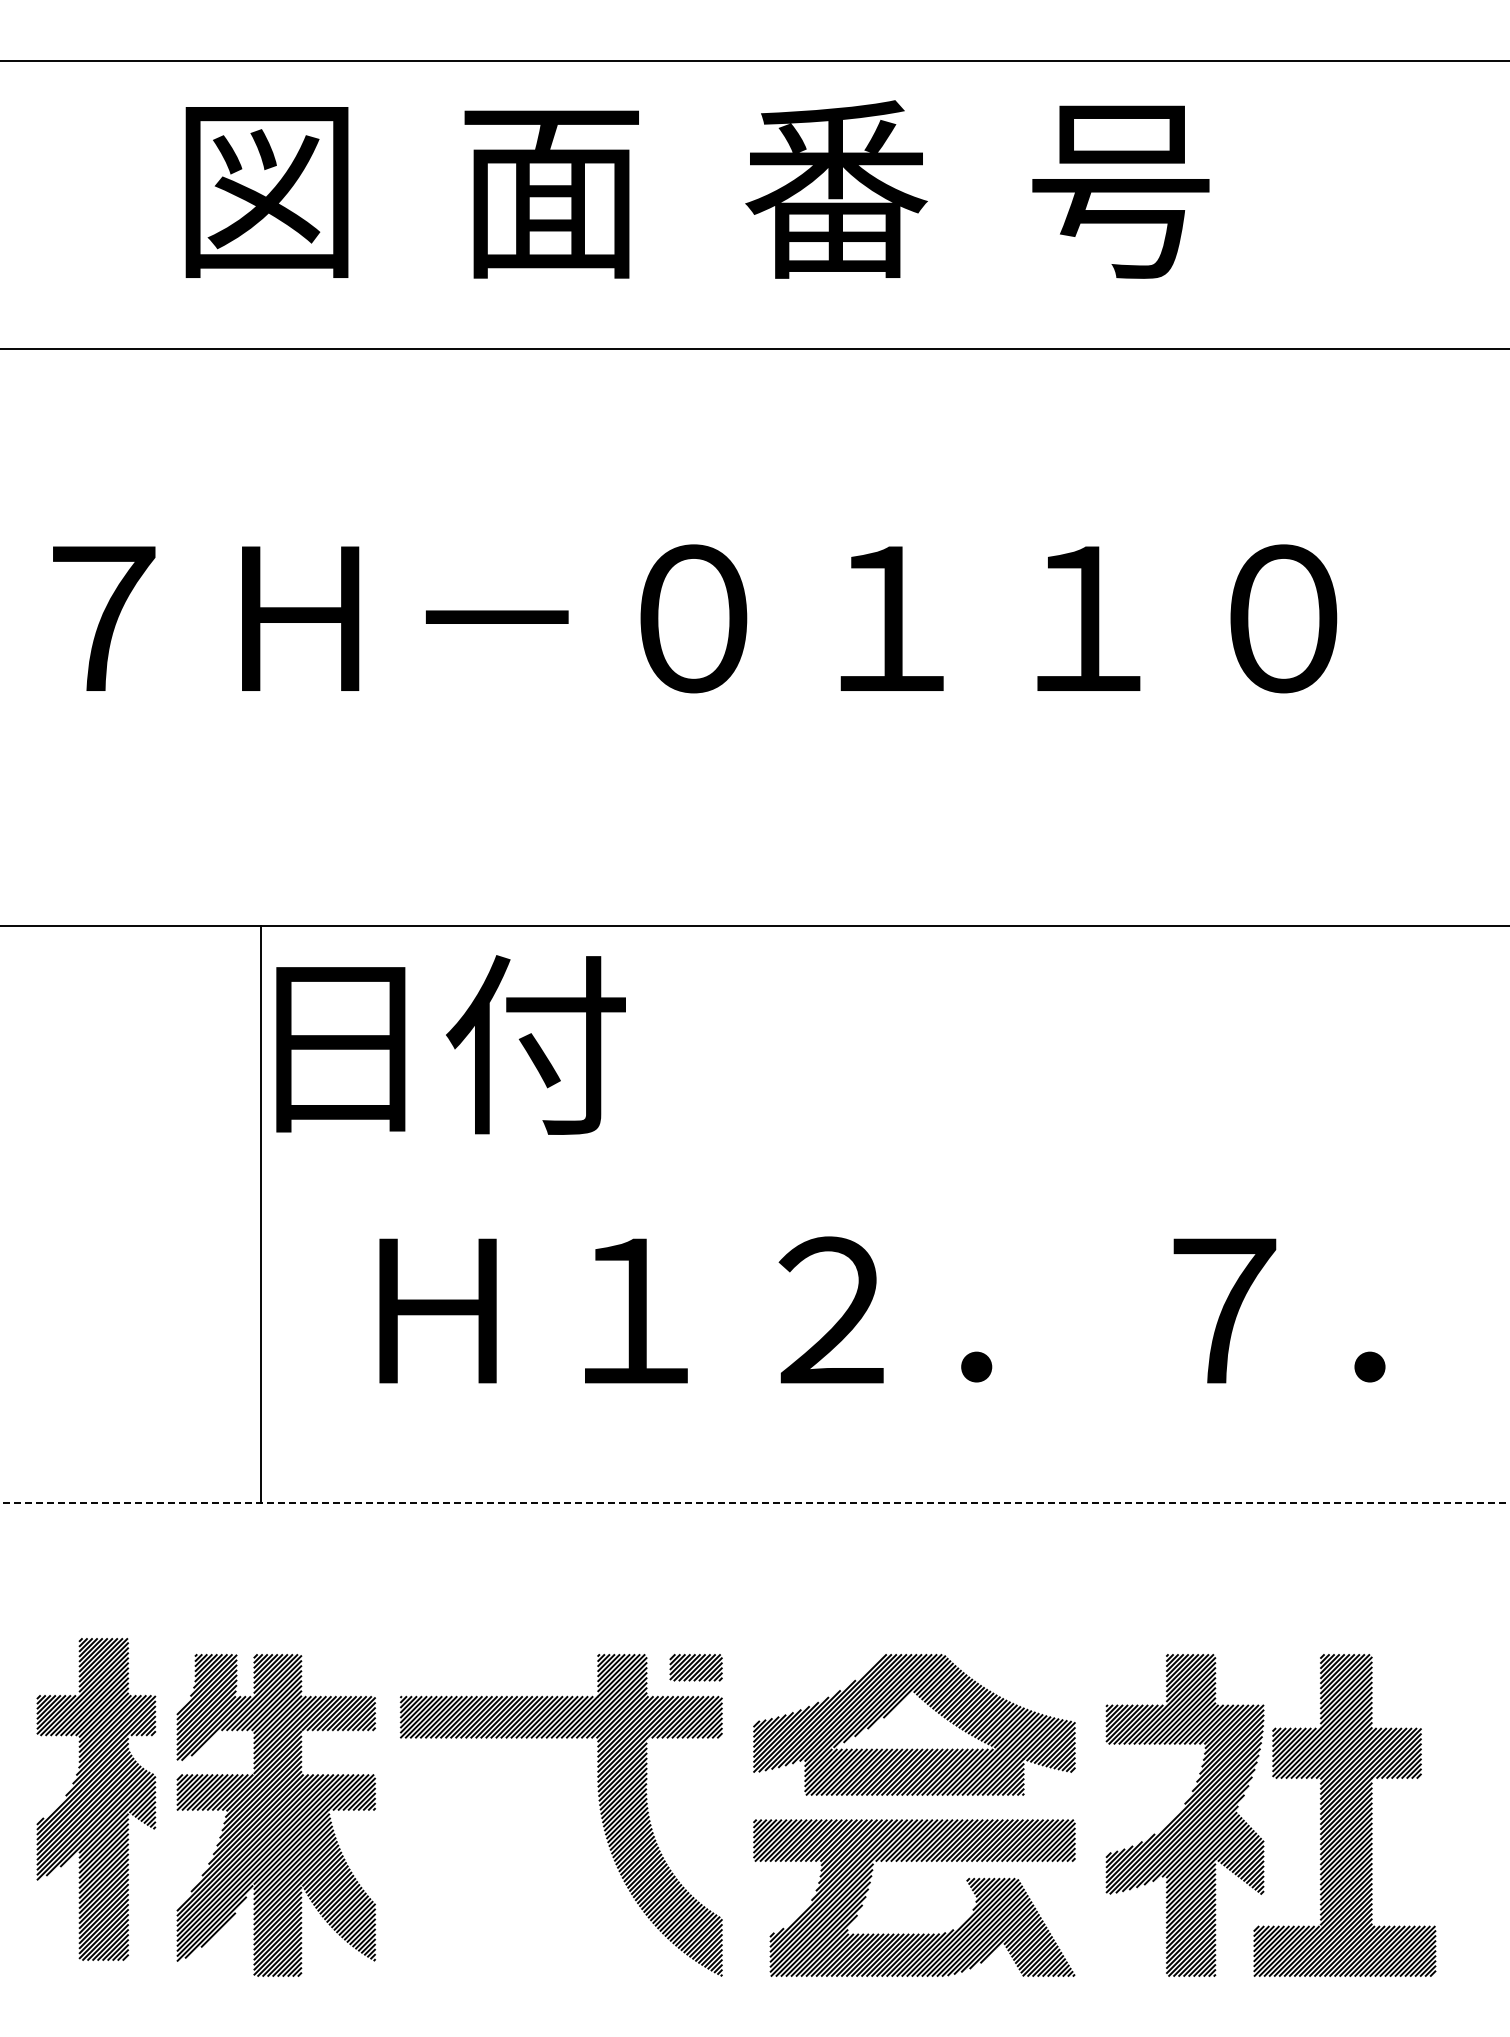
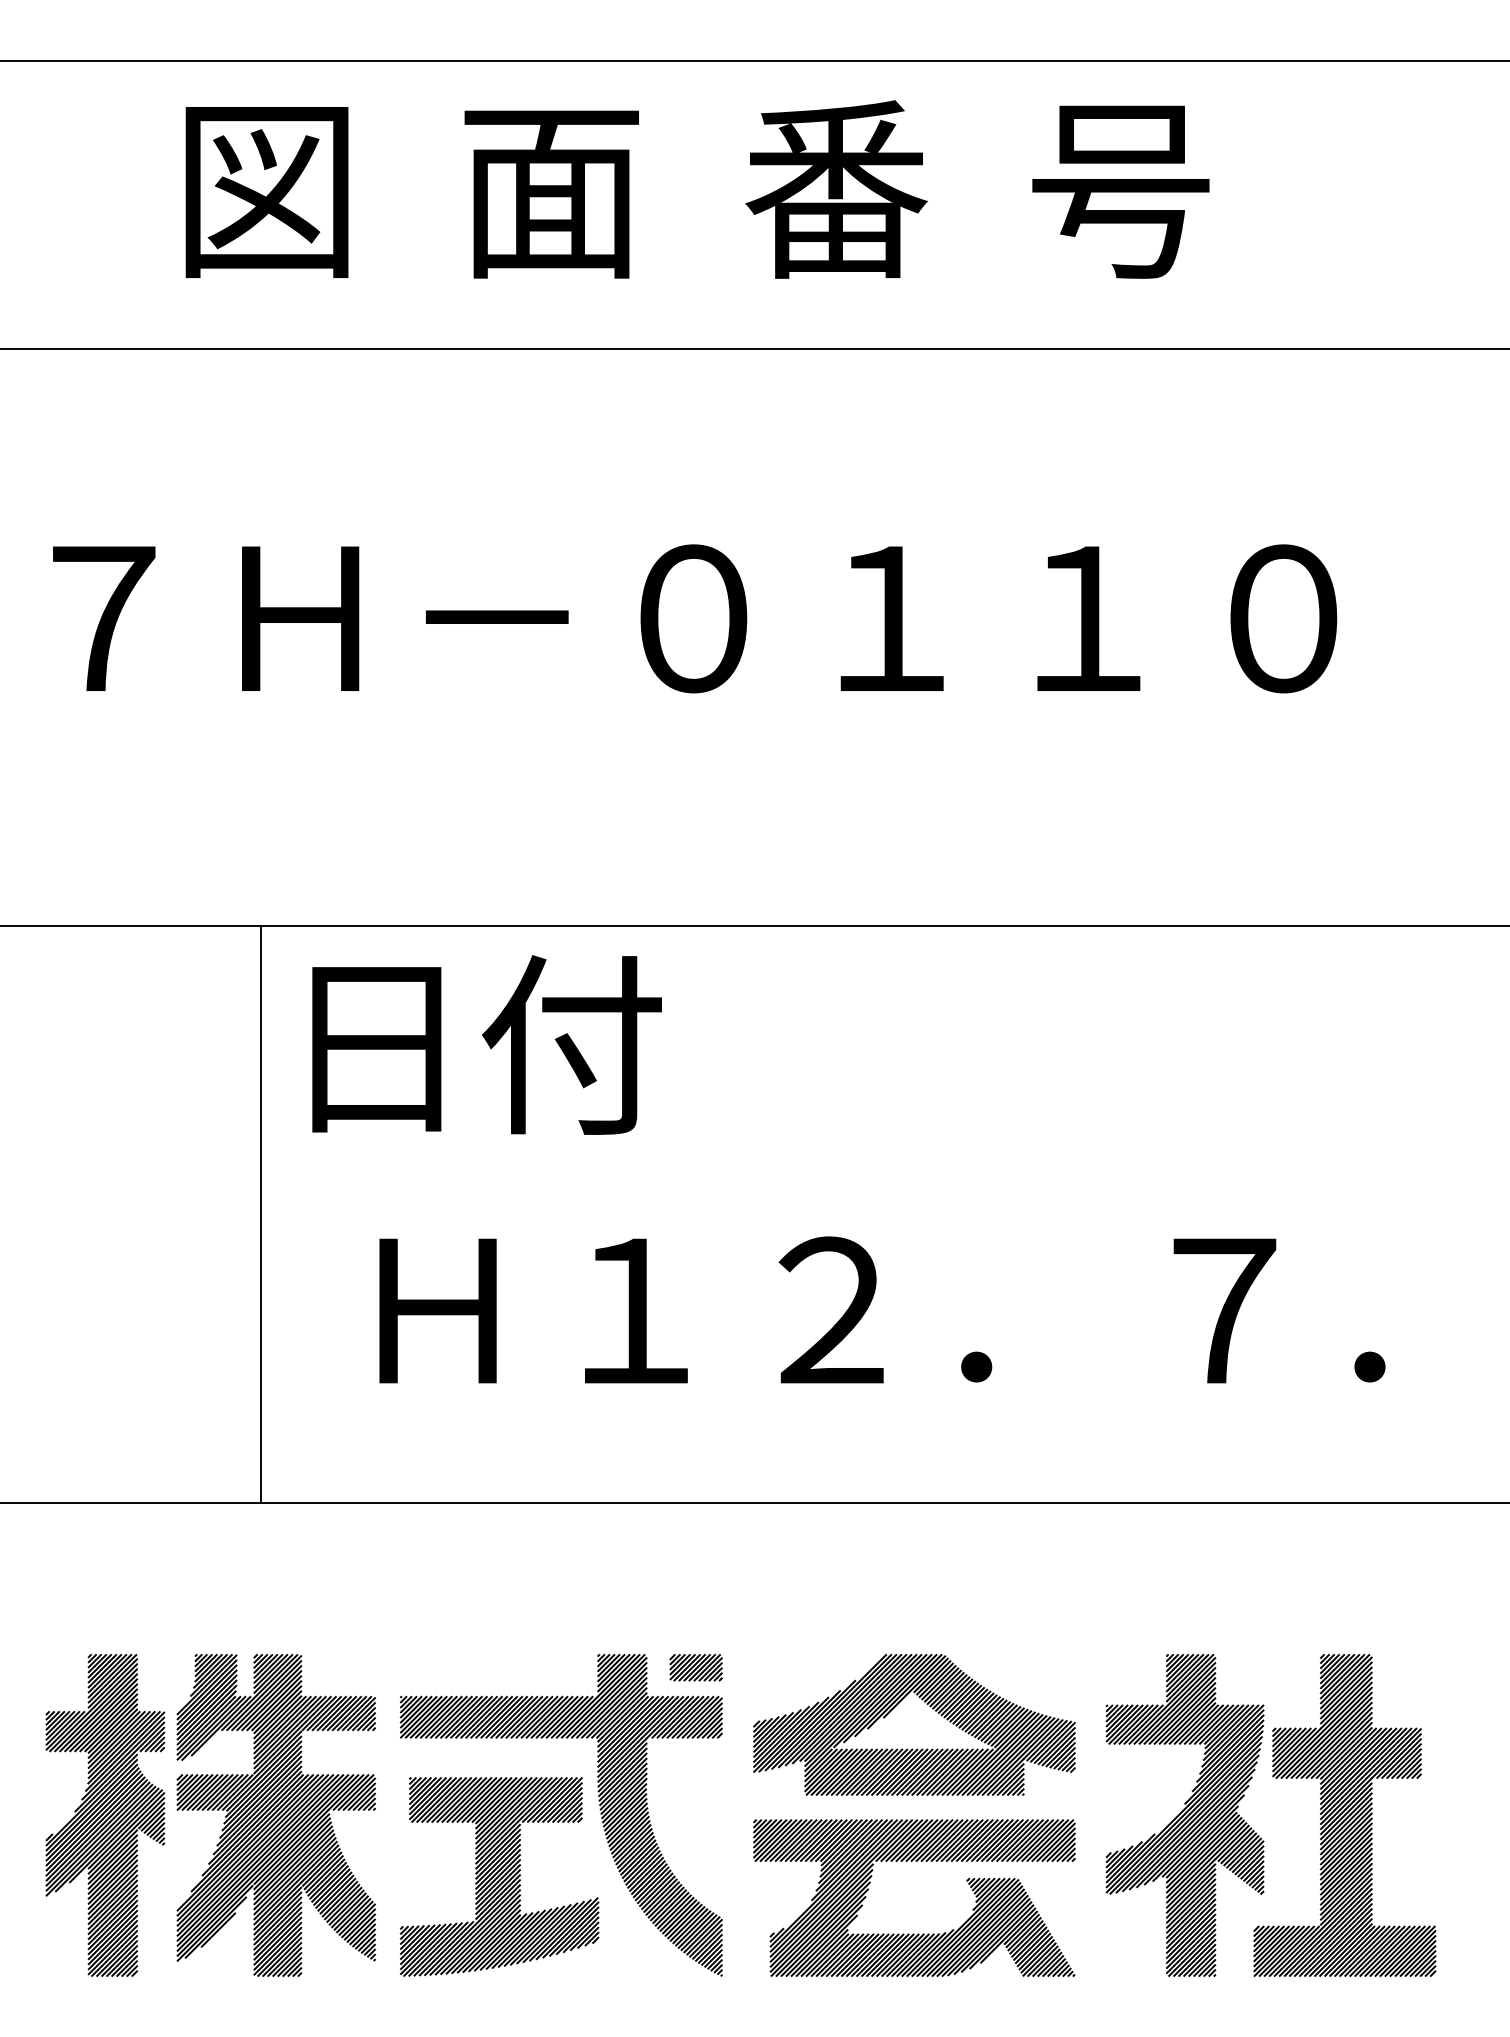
text position: (450, 1044) -> (486, 1044) (486, 1044)
line: dashed -> solid (755, 1502)
part position: (96, 1799) -> (105, 1815) (105, 1815)
part: none -> present (499, 1876)
